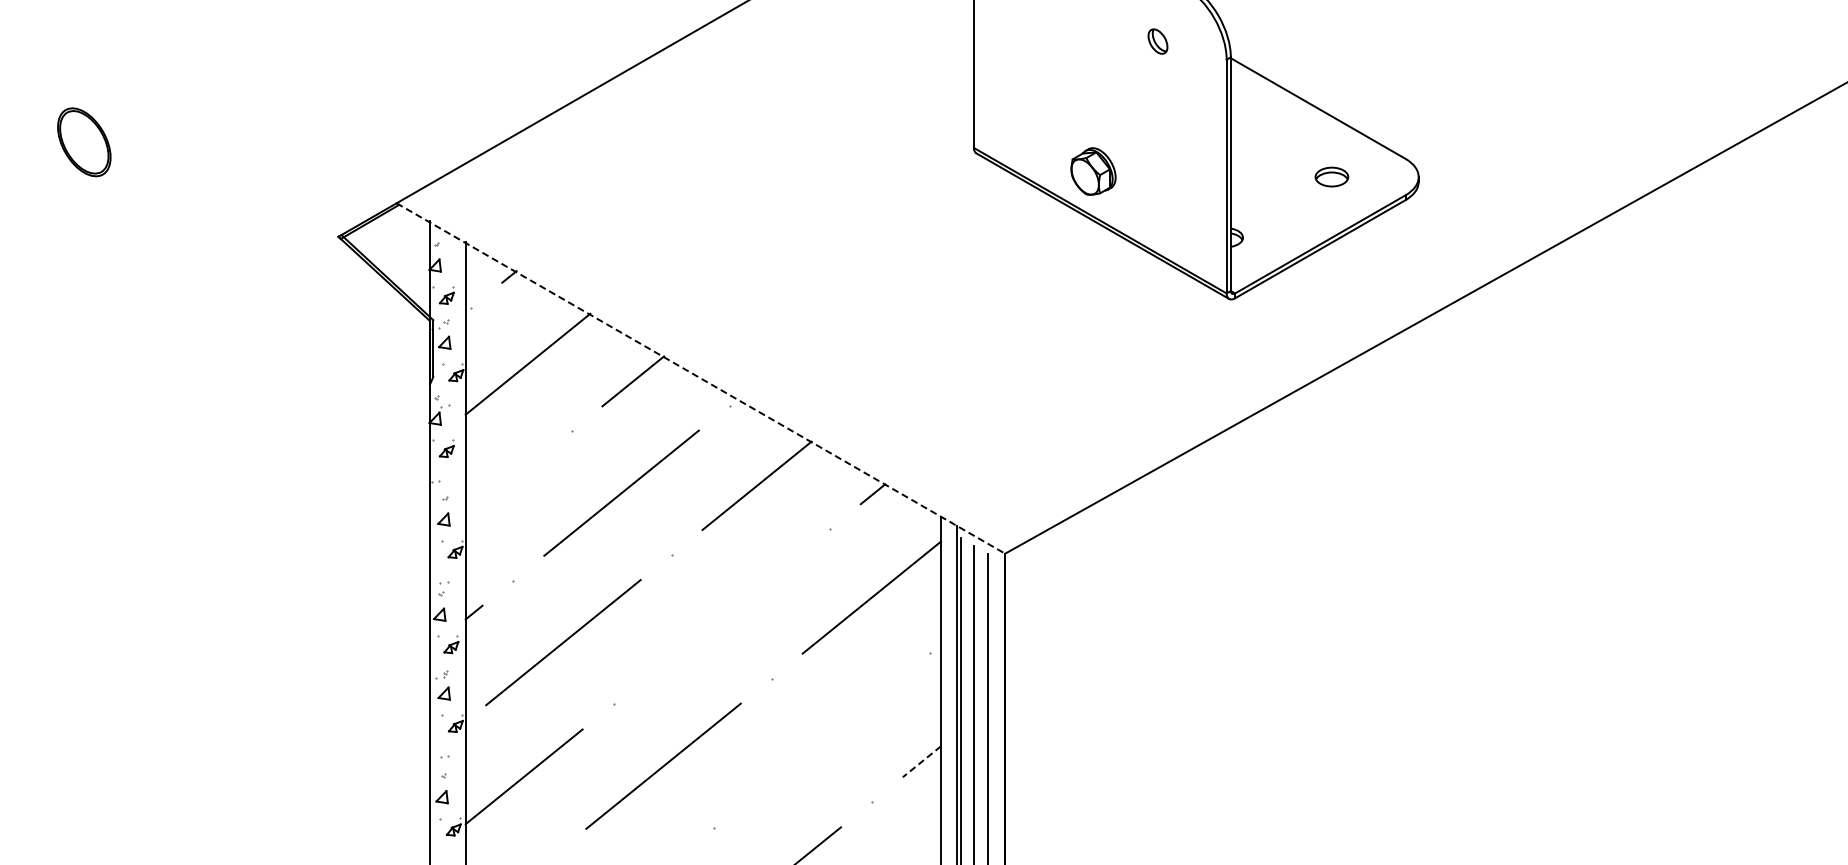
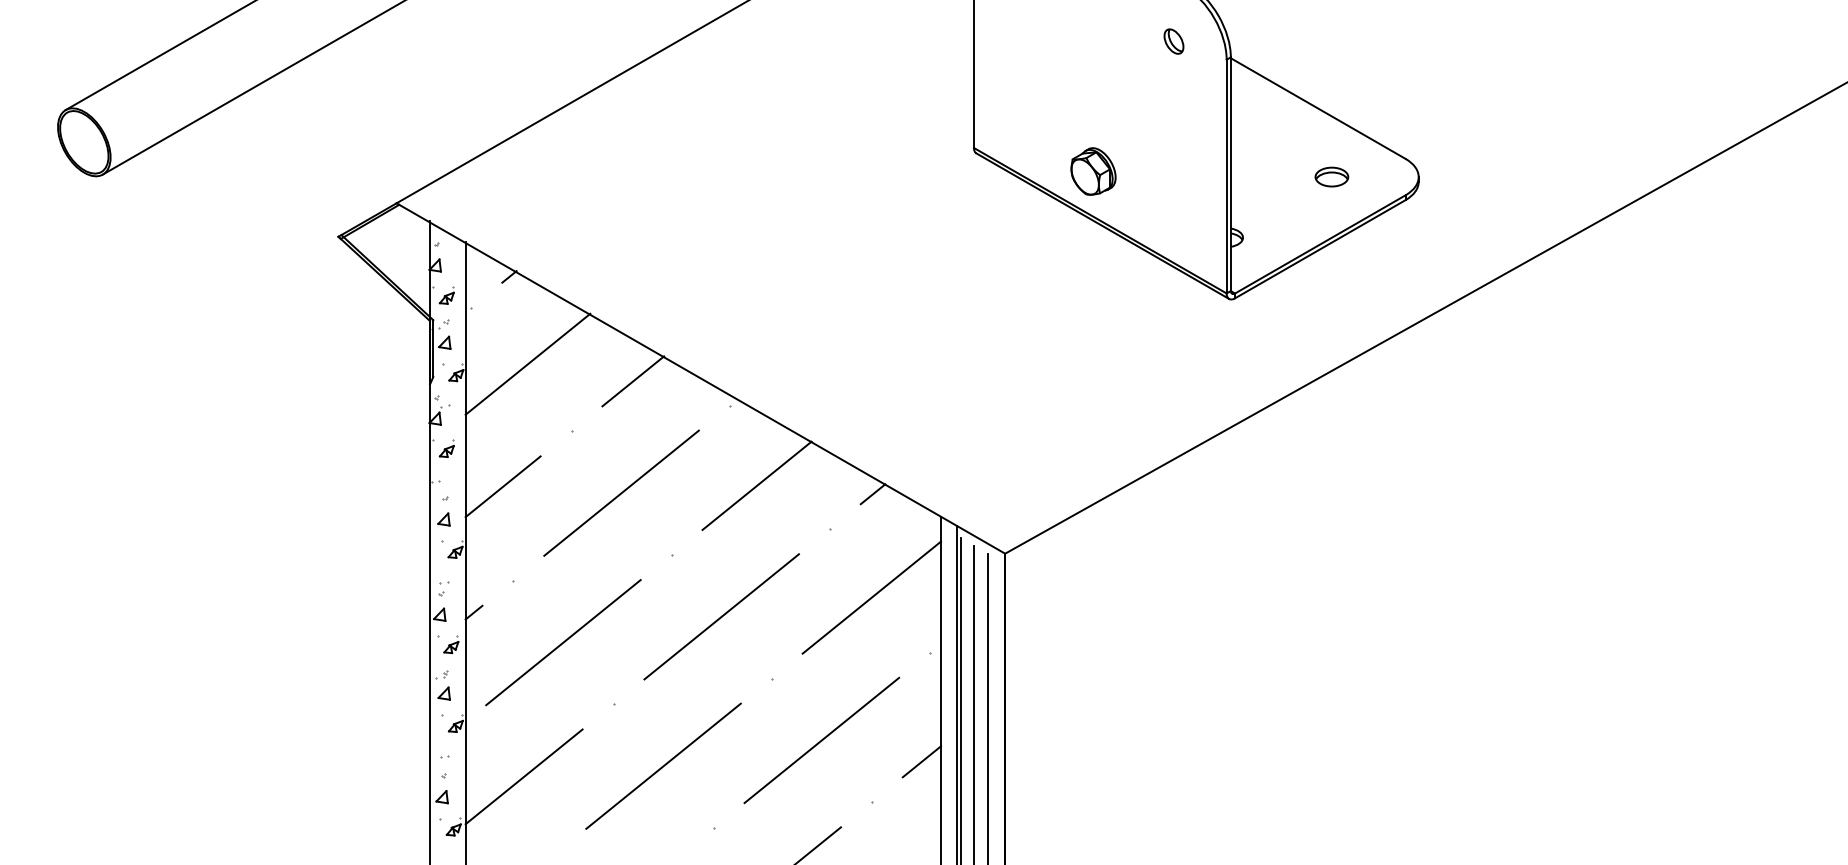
part position: (1157, 41) -> (1173, 41) (1173, 41)
line: none -> present (158, 56)
line: none -> present (251, 88)
line: dashed -> solid (701, 378)
line: none -> present (502, 486)
line: none -> present (721, 616)
line: none -> present (821, 740)
line: dashed -> solid (921, 761)
